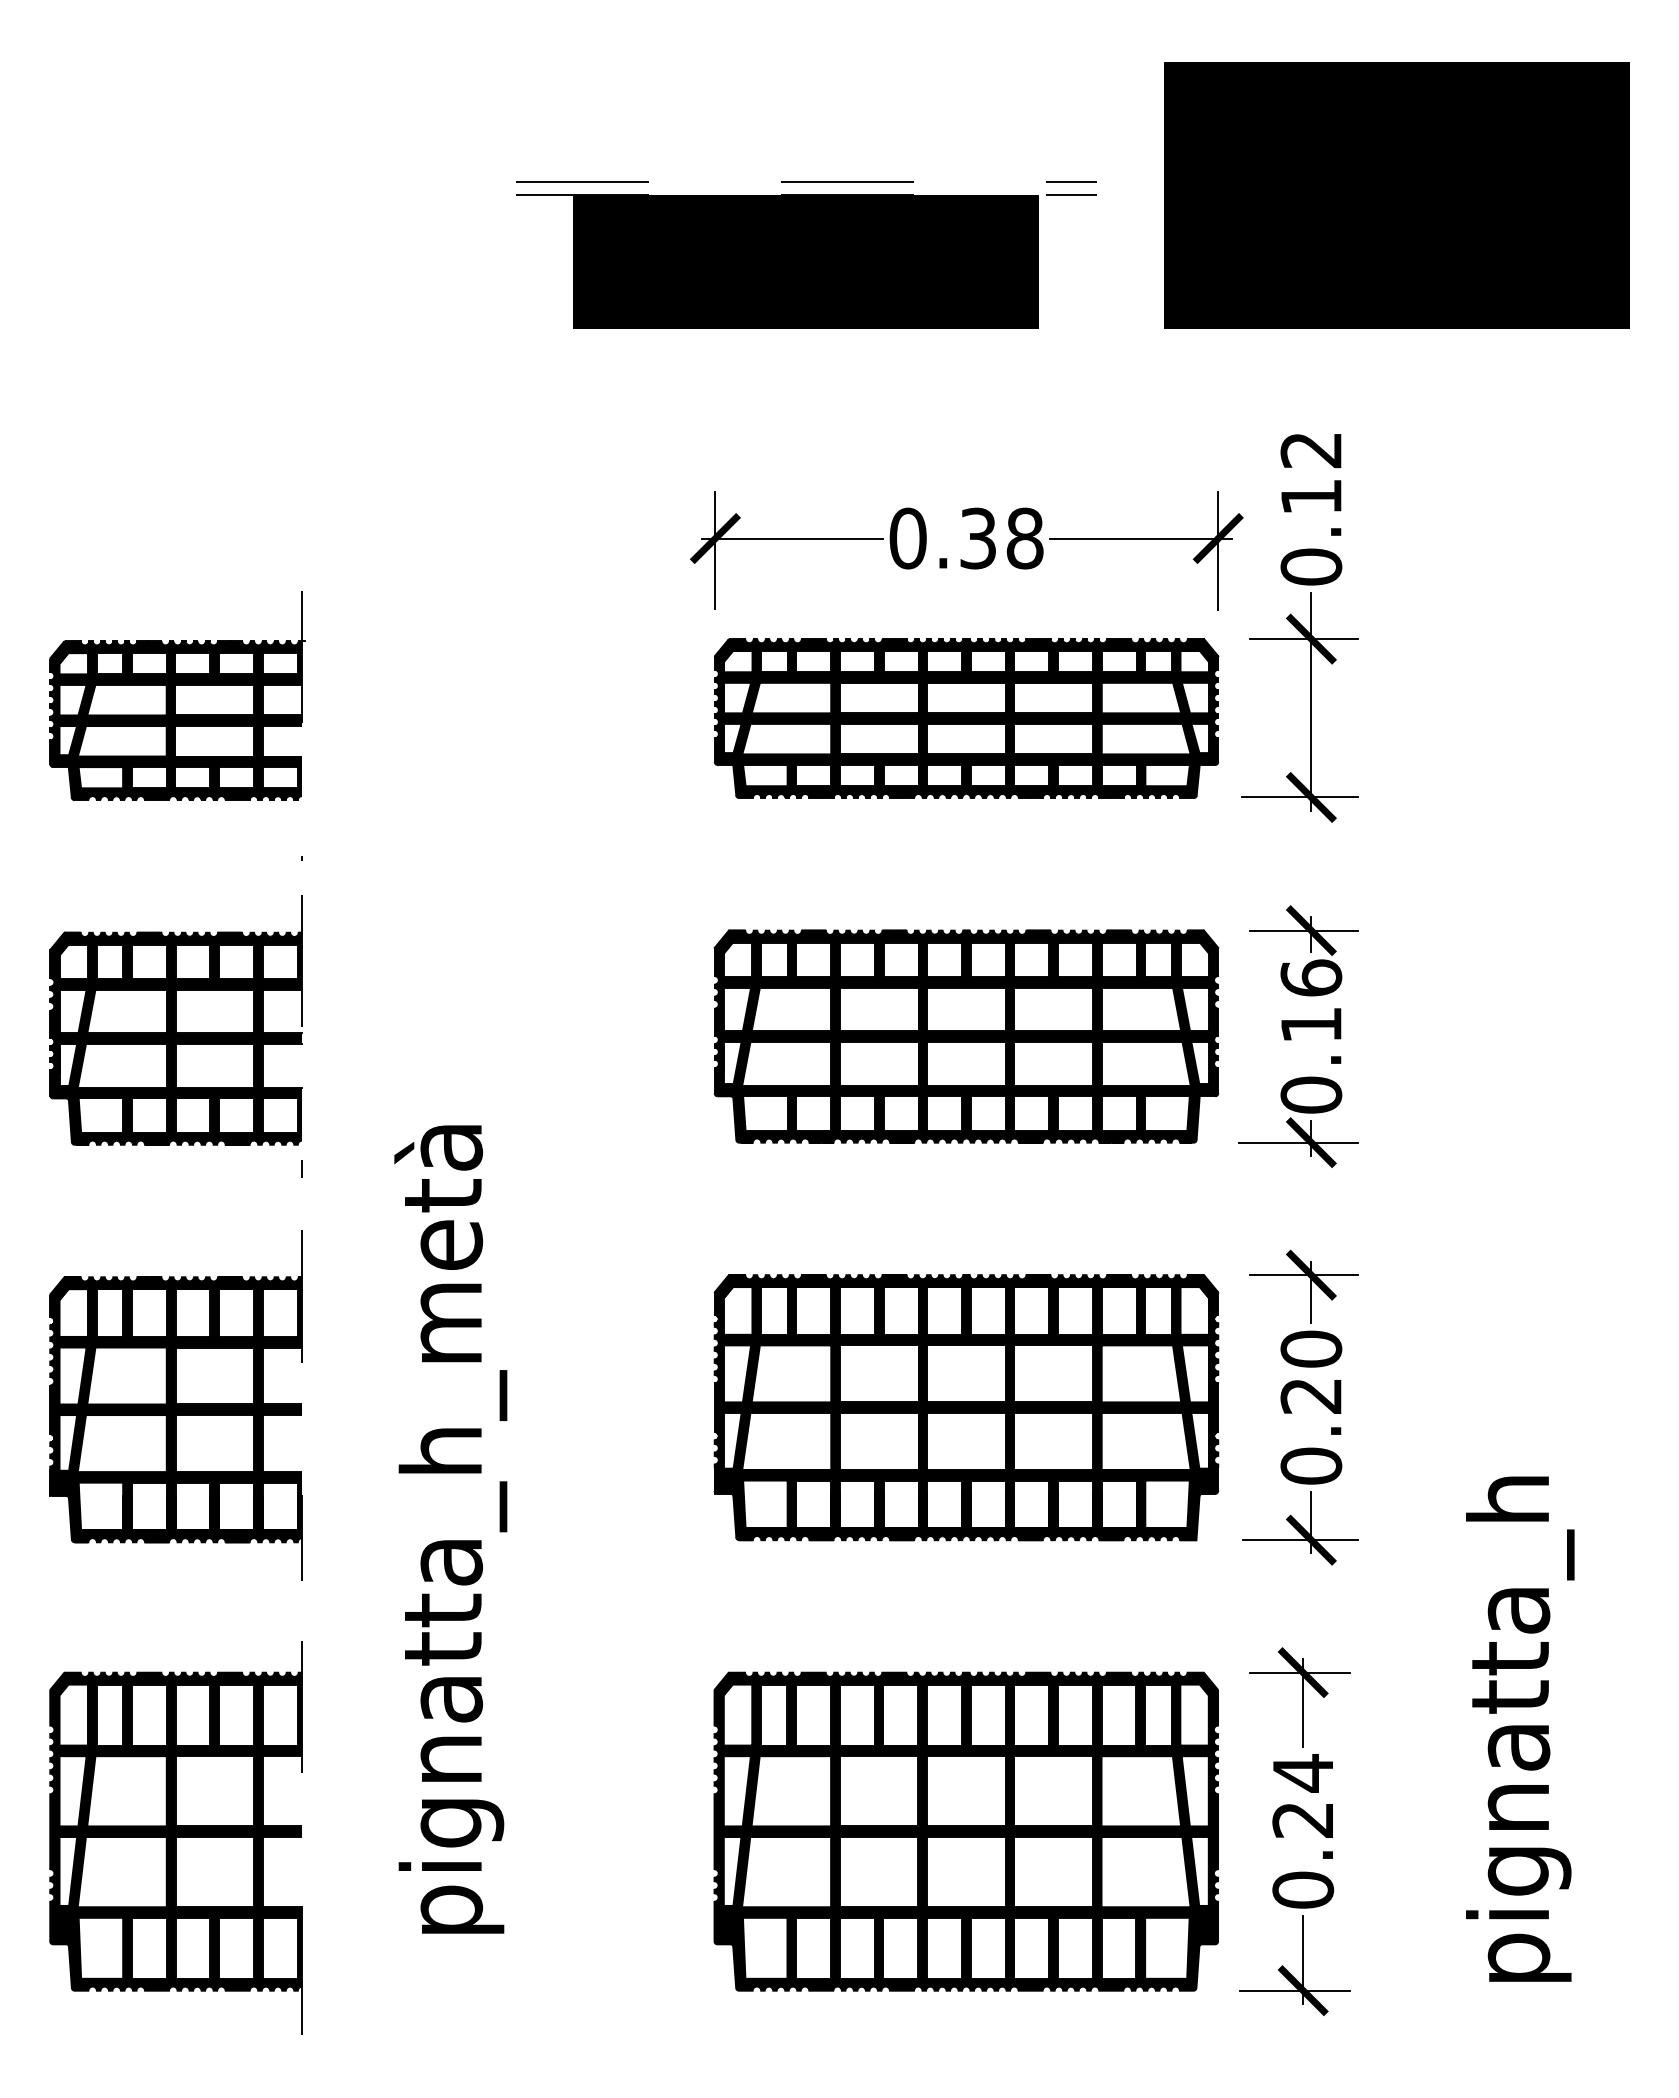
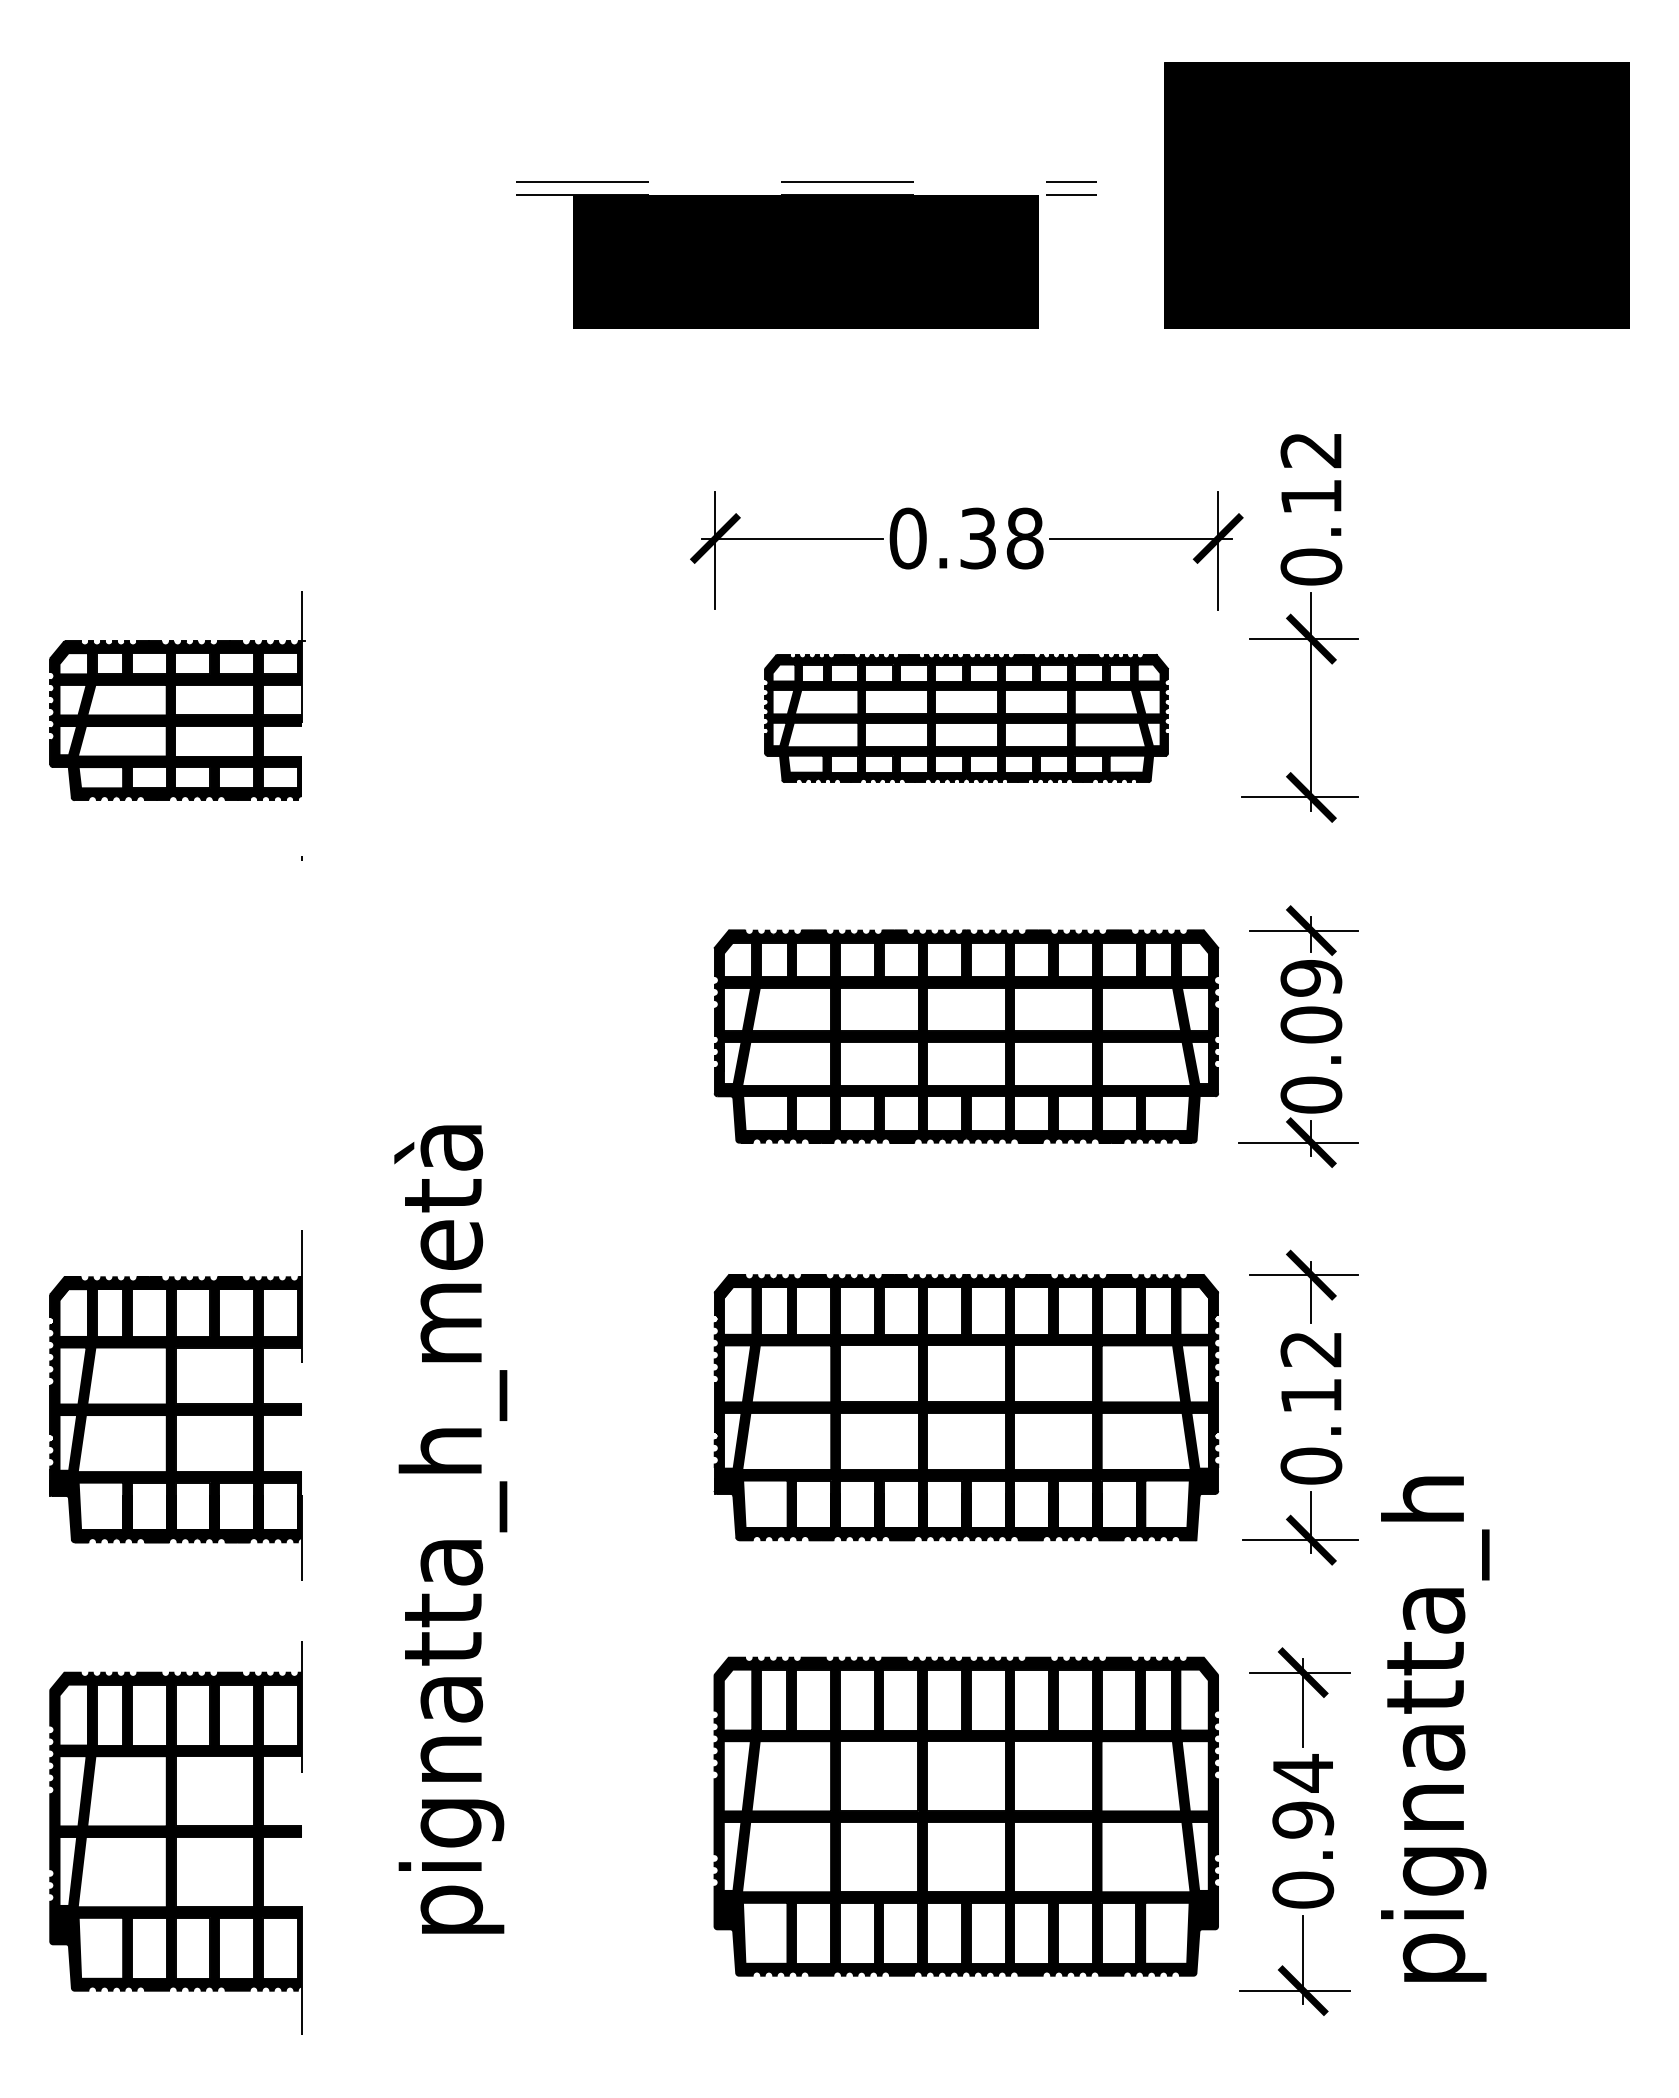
part size: 506x161 px -> 405x130 px (966, 717)
text: 0.16 -> 0.09 (1311, 1001)
part: present -> none (175, 1036)
text: 0.20 -> 0.12 (1311, 1371)
text position: (1520, 1728) -> (1435, 1728) (1435, 1728)
text: 0.24 -> 0.94 (1303, 1819)
part position: (965, 1831) -> (965, 1816) (965, 1816)
